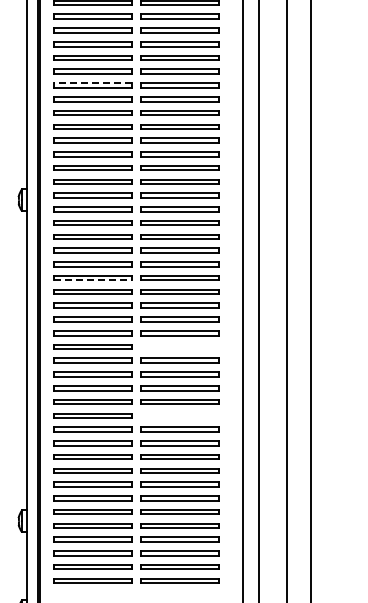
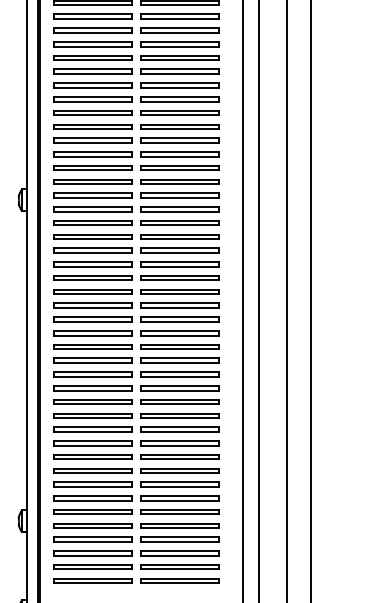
line: dashed -> solid (92, 83)
line: dashed -> solid (92, 280)
part: none -> present (179, 346)
part: none -> present (179, 415)
